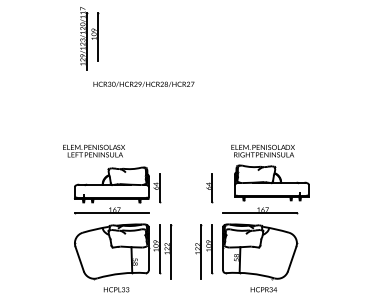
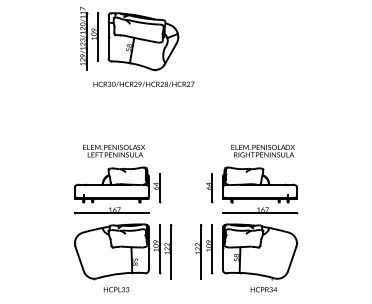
part: none -> present (143, 41)
text position: (93, 150) -> (113, 150) (113, 150)
part position: (271, 182) -> (259, 184) (259, 184)
